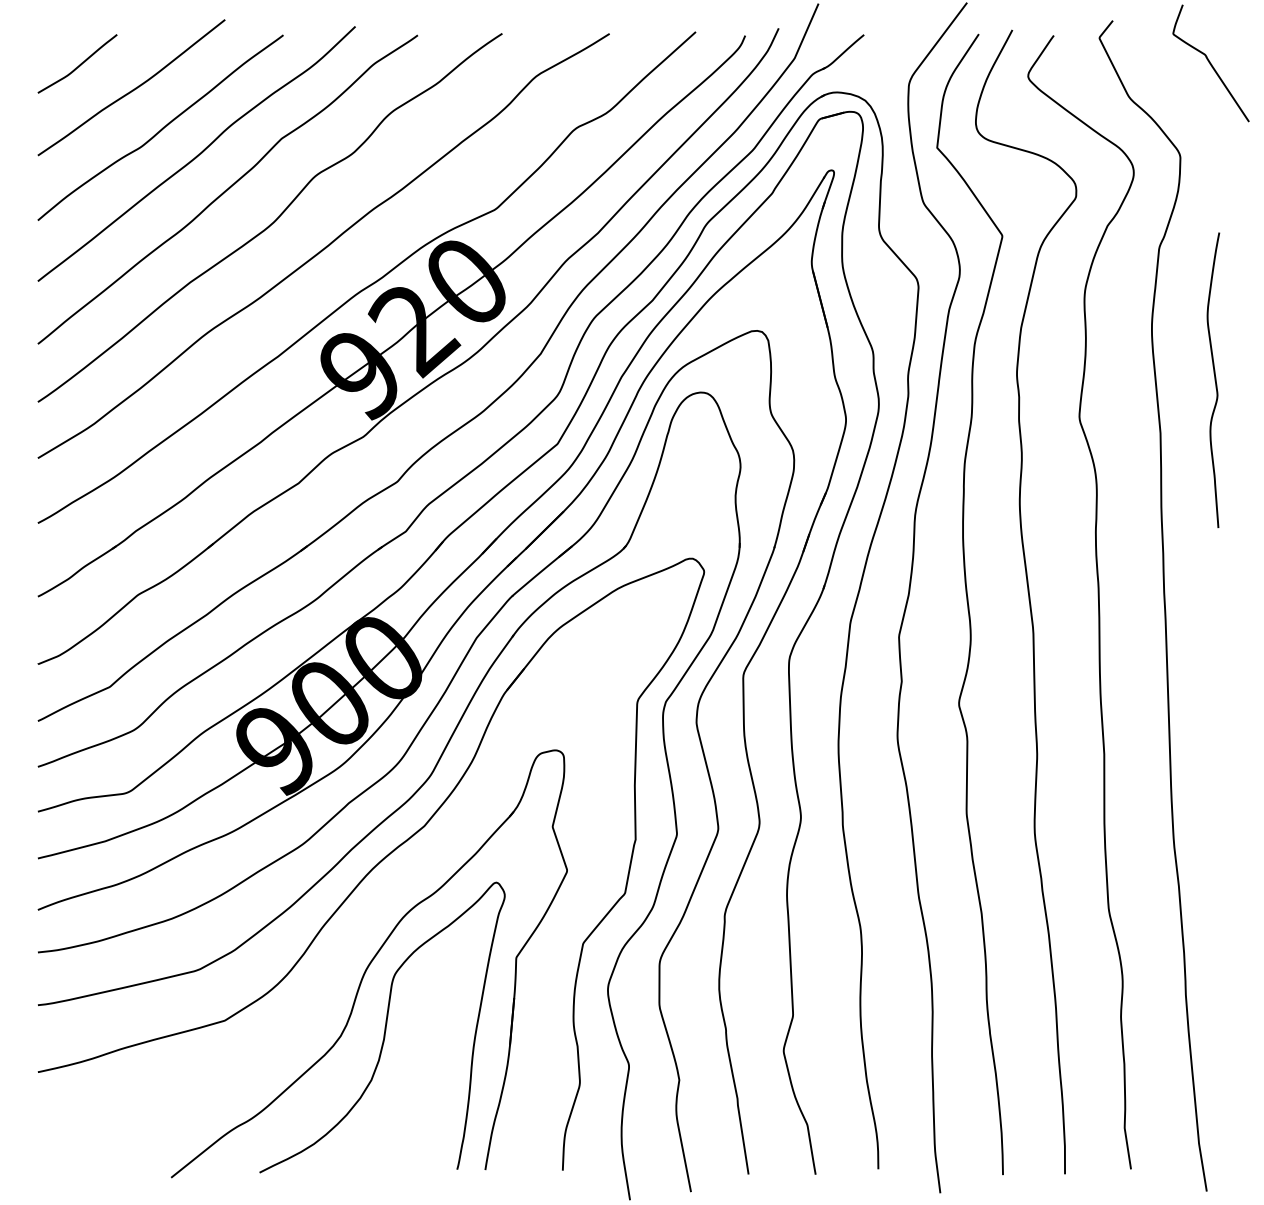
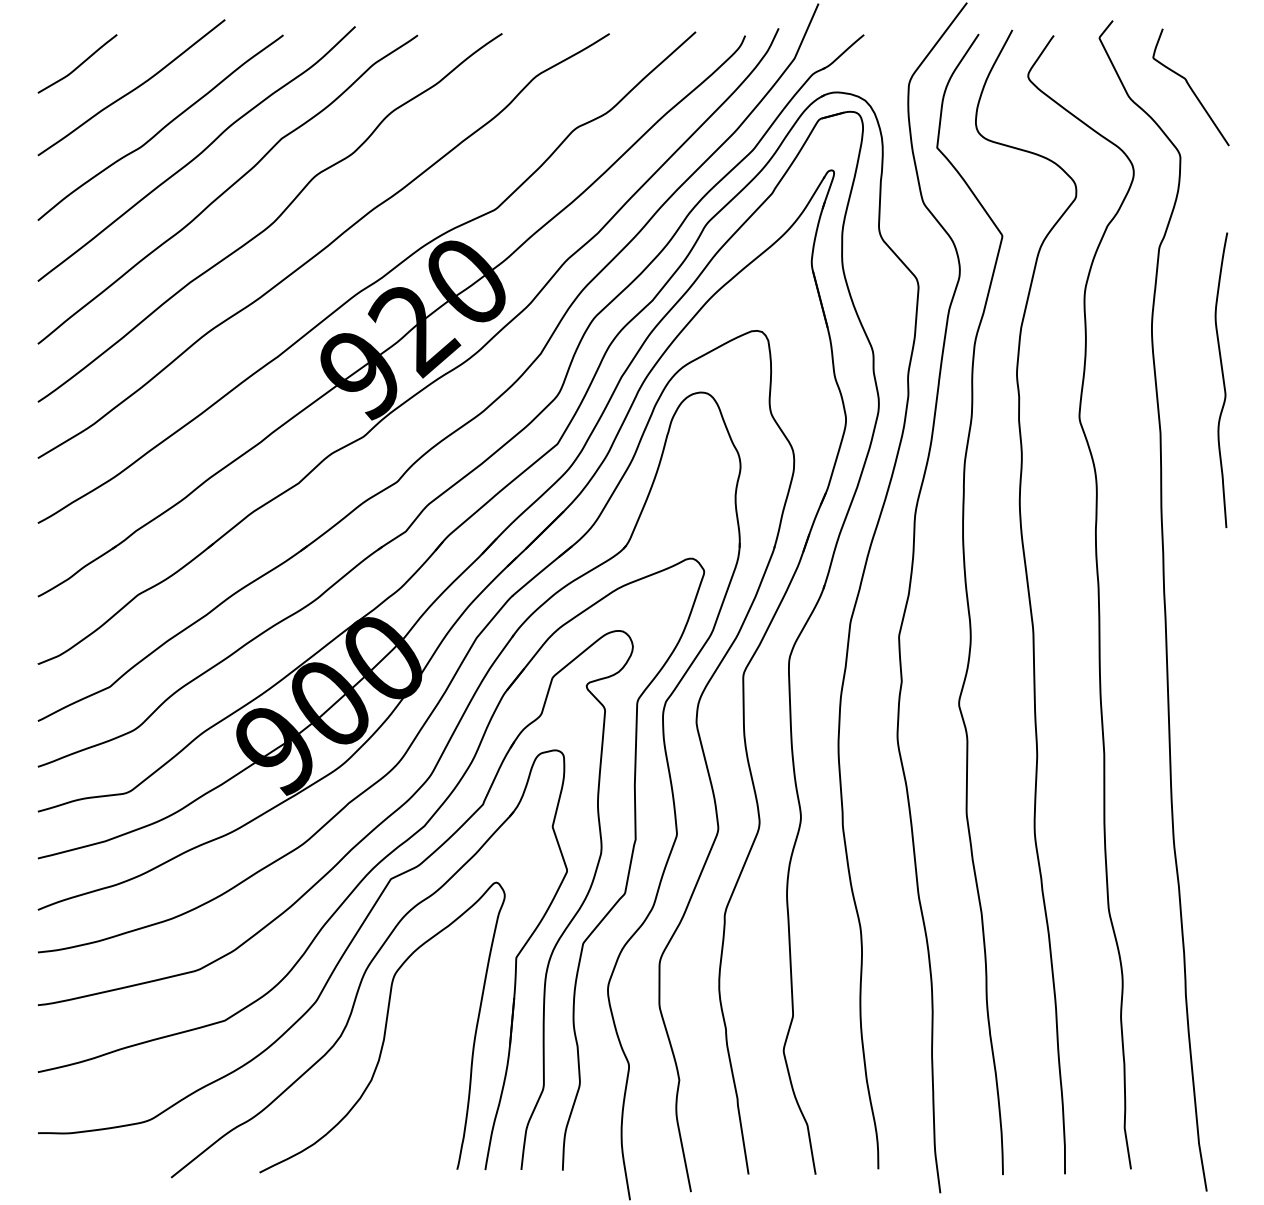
curve position: (1210, 63) -> (1190, 87) (1190, 87)
curve position: (1214, 379) -> (1222, 379) (1222, 379)
part: none -> present (366, 915)
